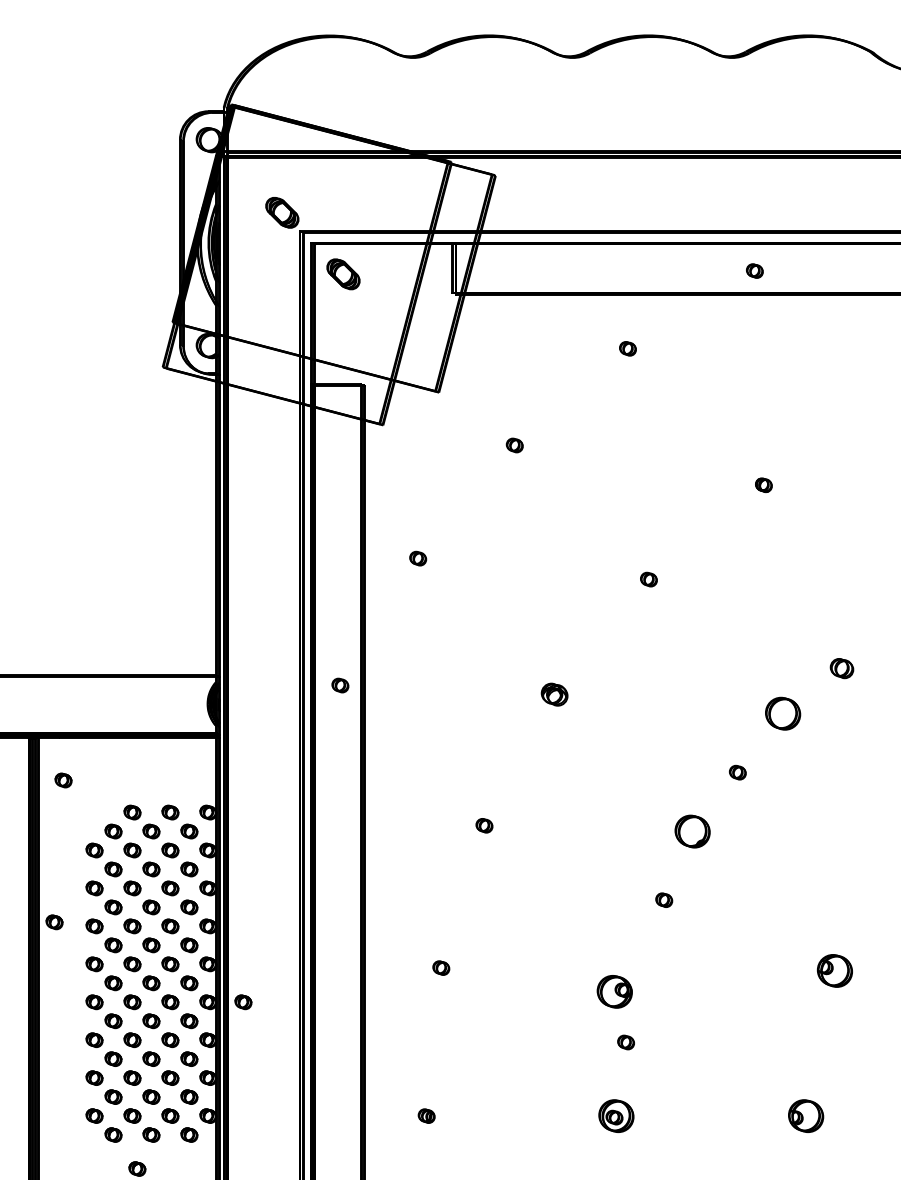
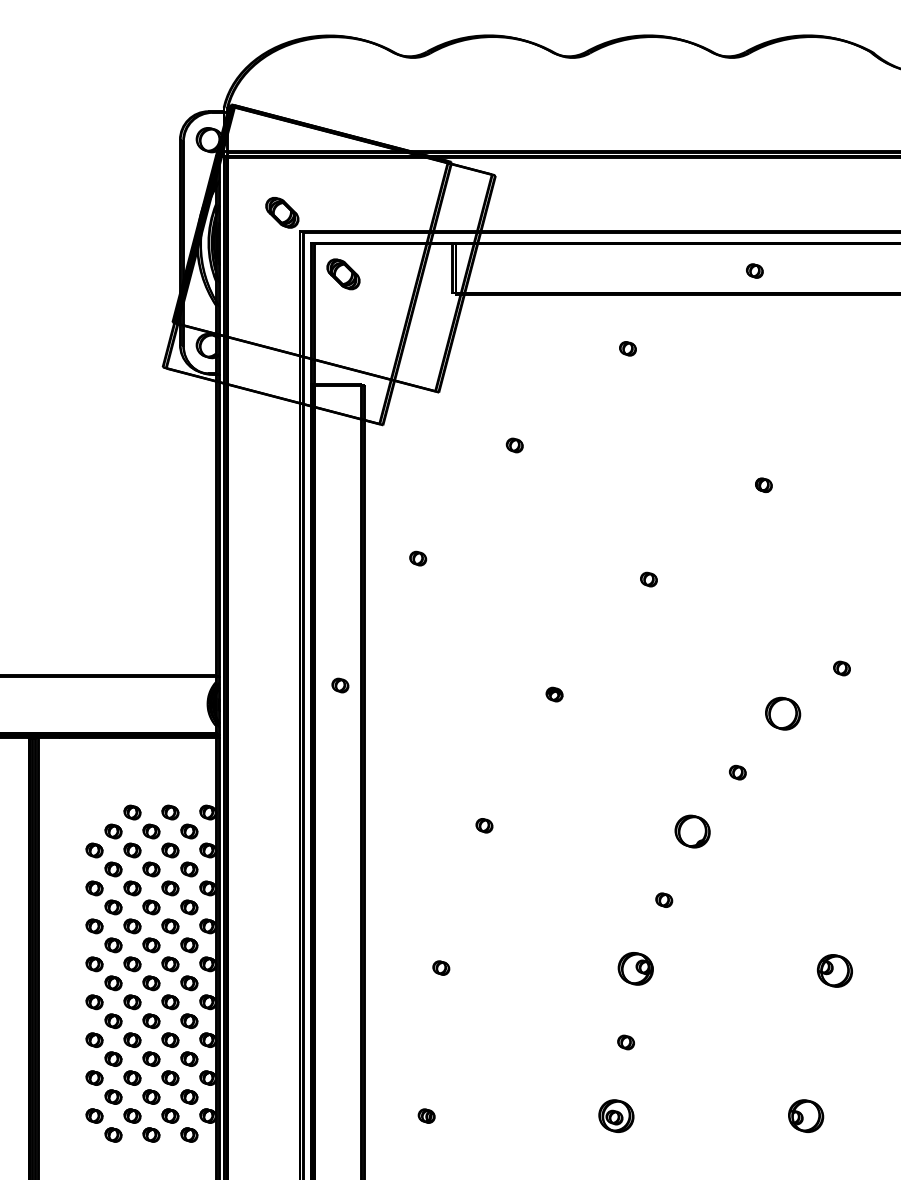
part size: 26x22 px -> 18x17 px (841, 668)
part size: 29x25 px -> 19x17 px (554, 694)
part: present -> none (63, 780)
part: present -> none (54, 922)
part position: (614, 991) -> (635, 968) (635, 968)
part: present -> none (243, 1002)
part: present -> none (137, 1168)
